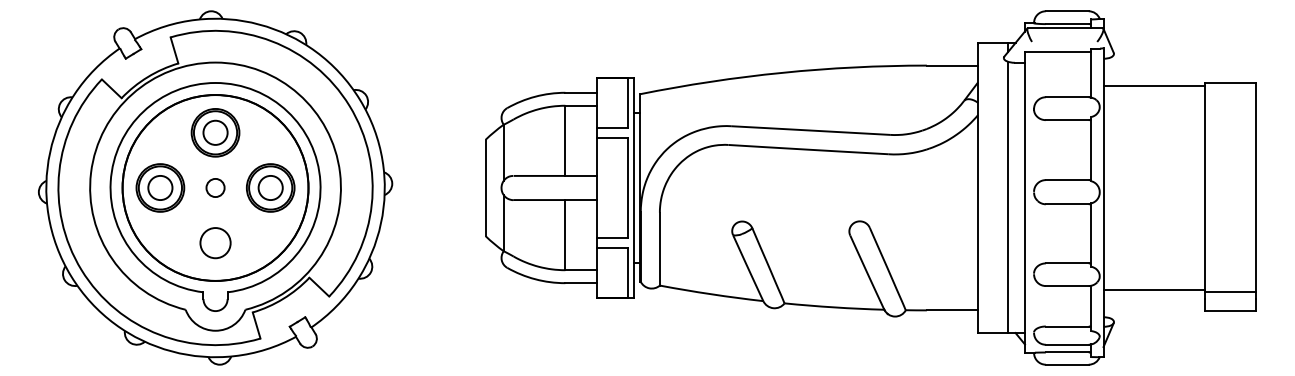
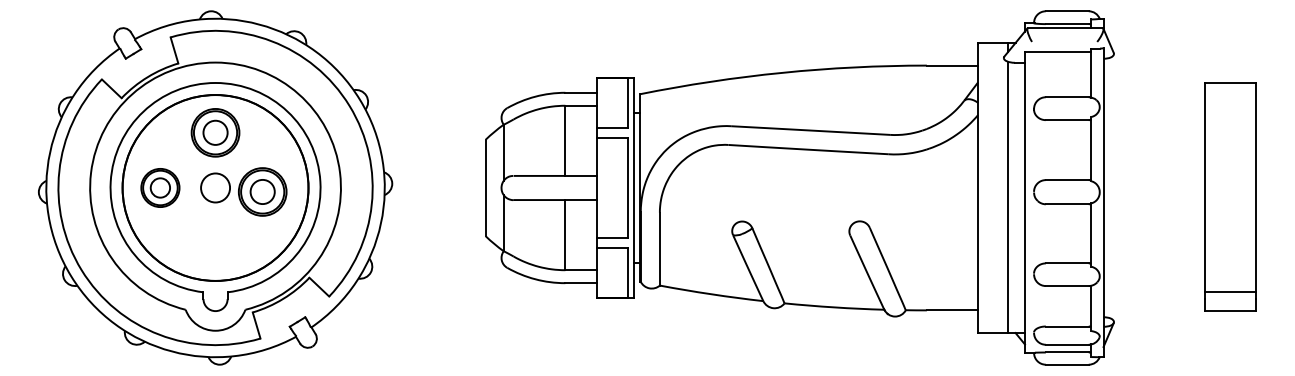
line: present -> none (1153, 86)
part size: 51x50 px -> 41x40 px (160, 187)
circle diameter: 18 px -> 29 px (215, 187)
part position: (270, 187) -> (262, 191) (262, 191)
circle: present -> none (215, 243)
line: present -> none (1153, 289)
